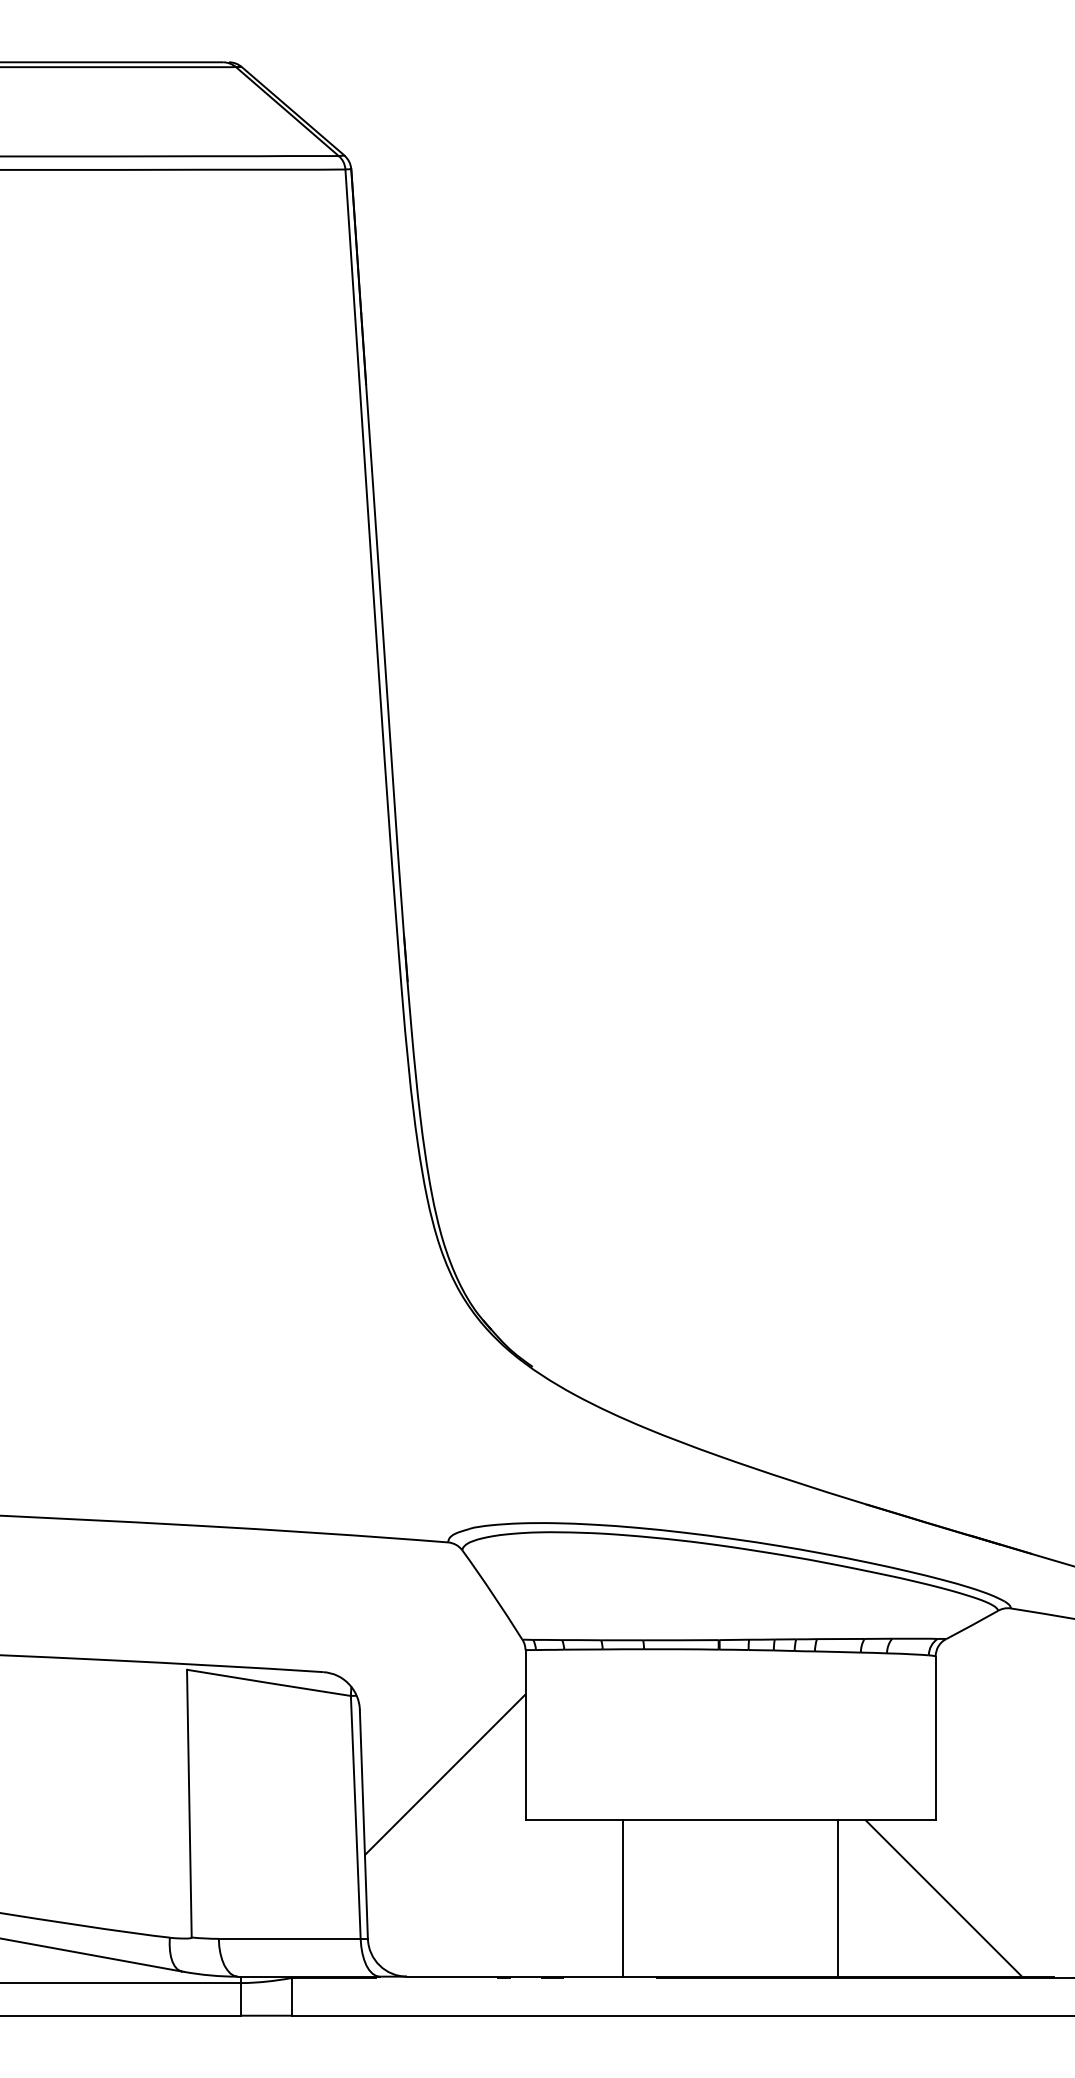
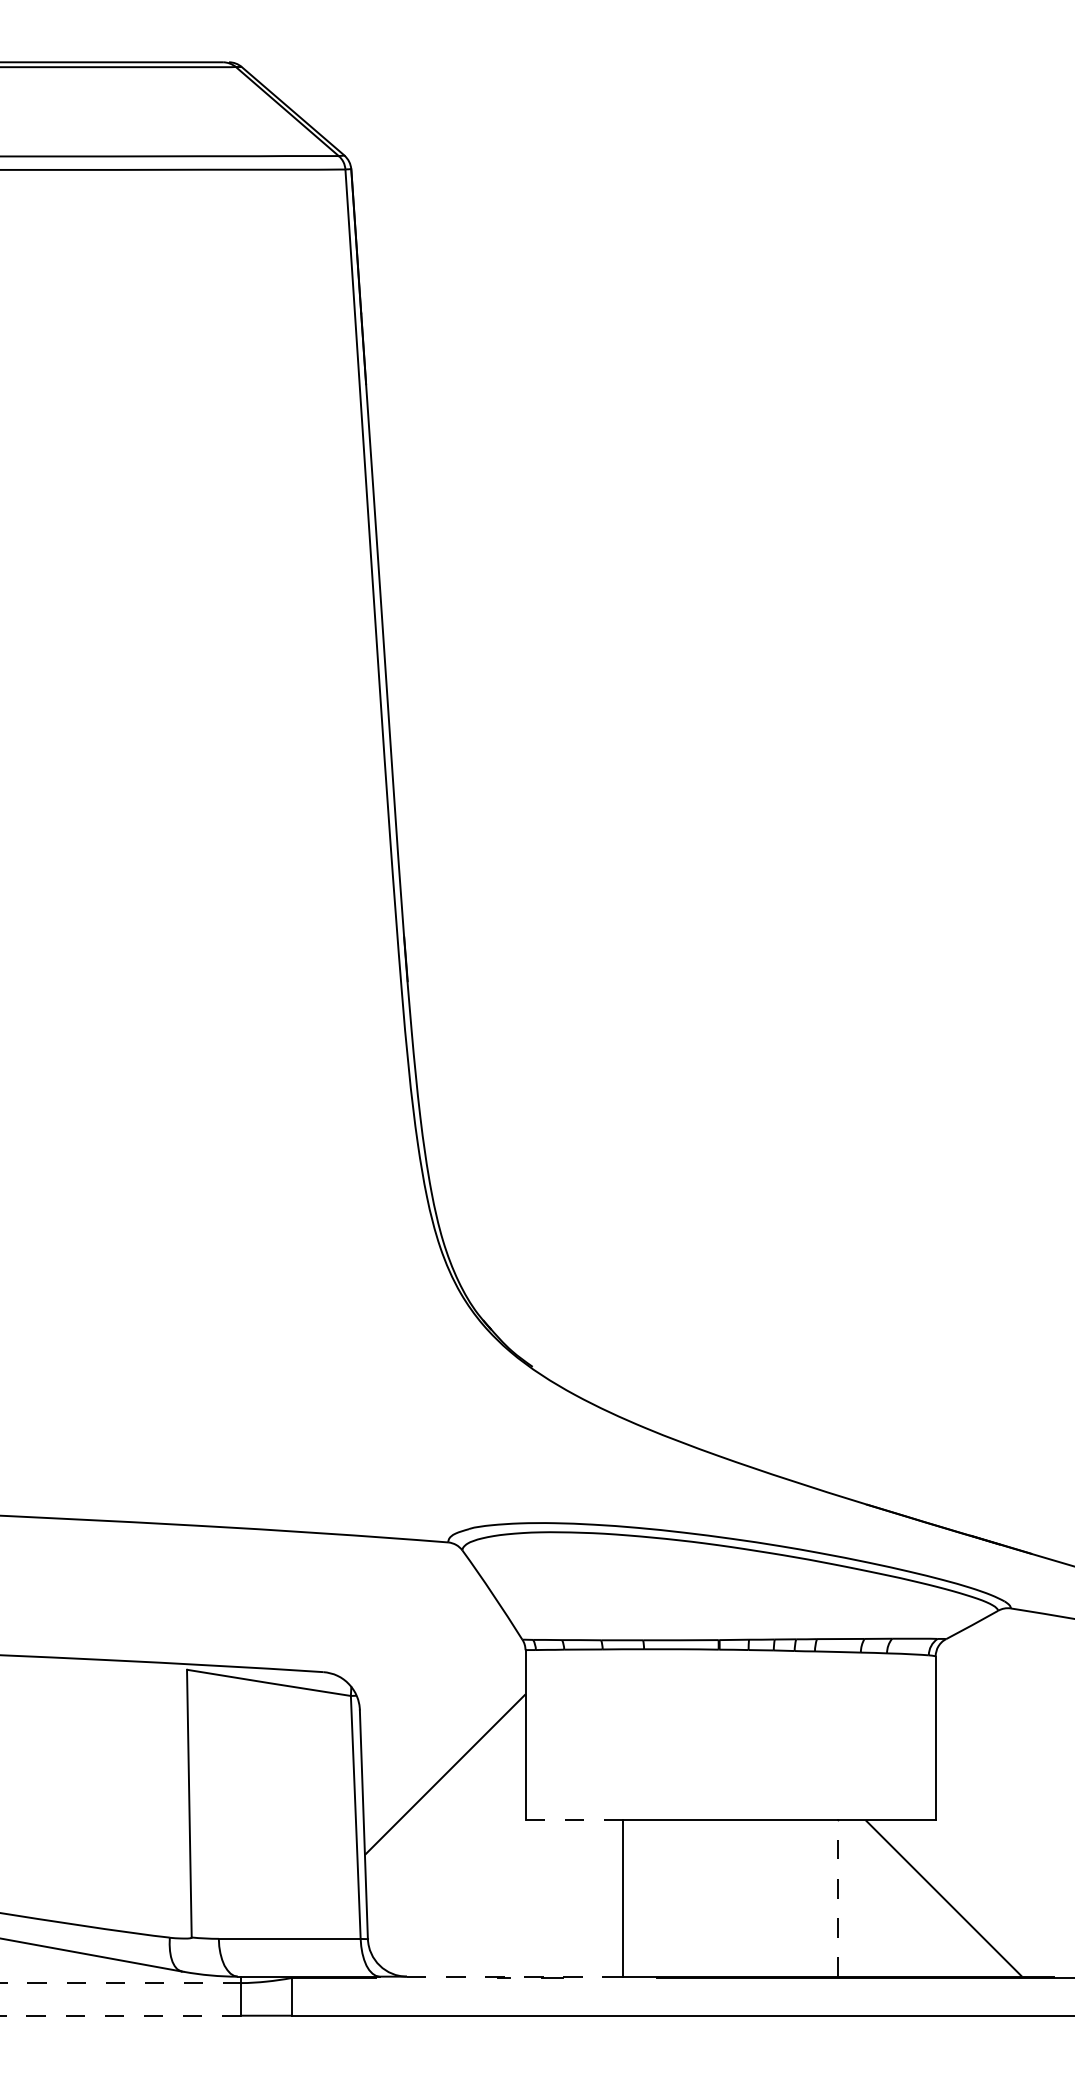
line: solid -> dashed (574, 1820)
line: solid -> dashed (838, 1898)
line: solid -> dashed (515, 1976)
line: solid -> dashed (120, 1983)
line: solid -> dashed (120, 2015)
